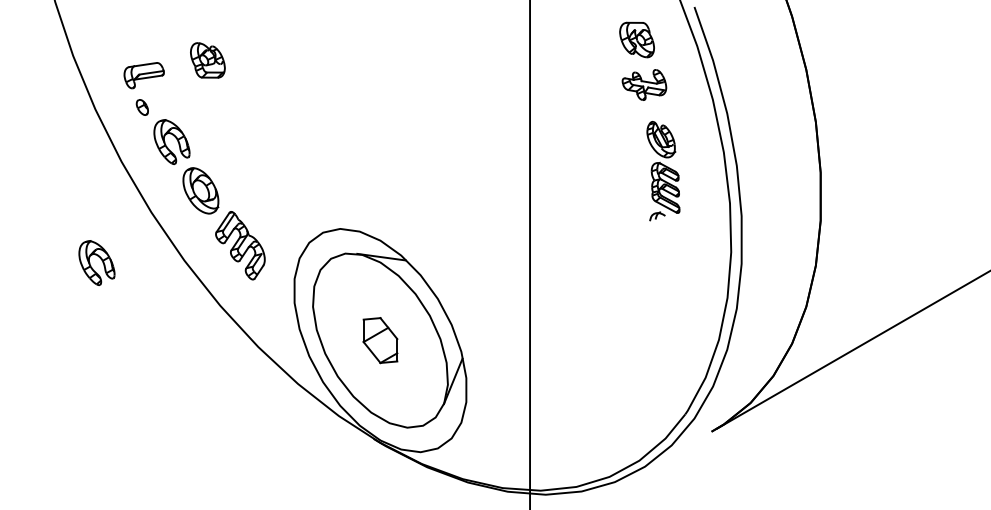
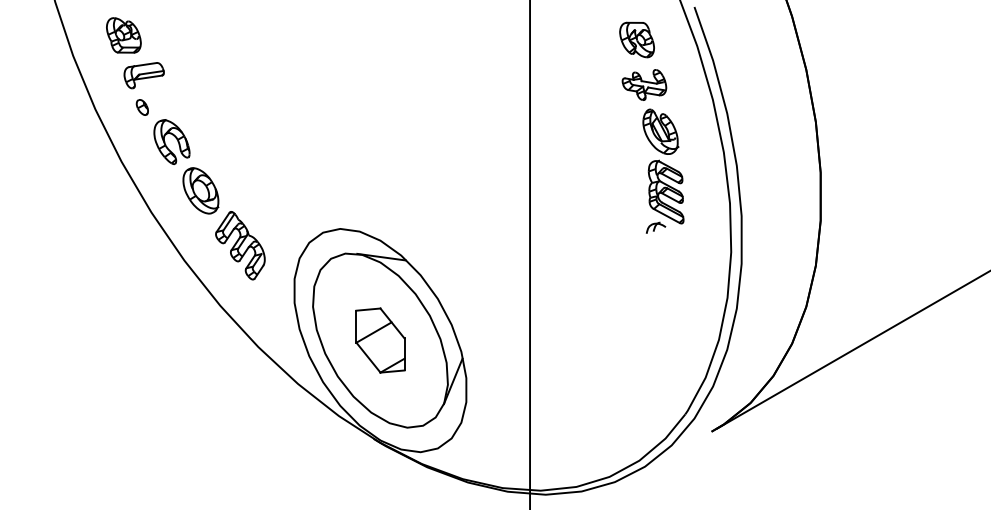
part position: (207, 60) -> (123, 35) (123, 35)
part size: 35x101 px -> 43x126 px (663, 170)
part: present -> none (96, 262)
part size: 37x48 px -> 51x67 px (380, 340)
